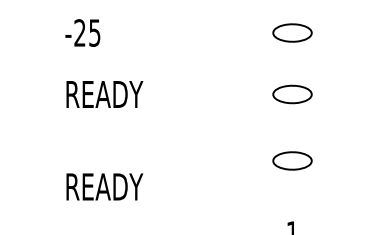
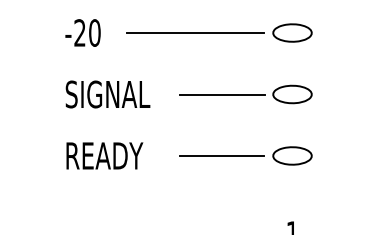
text: -25 -> -20 (94, 32)
line: none -> present (195, 33)
text: READY -> SIGNAL (107, 94)
line: none -> present (222, 94)
line: none -> present (222, 155)
part position: (292, 160) -> (292, 155) (292, 155)
text position: (104, 186) -> (104, 155) (104, 155)
